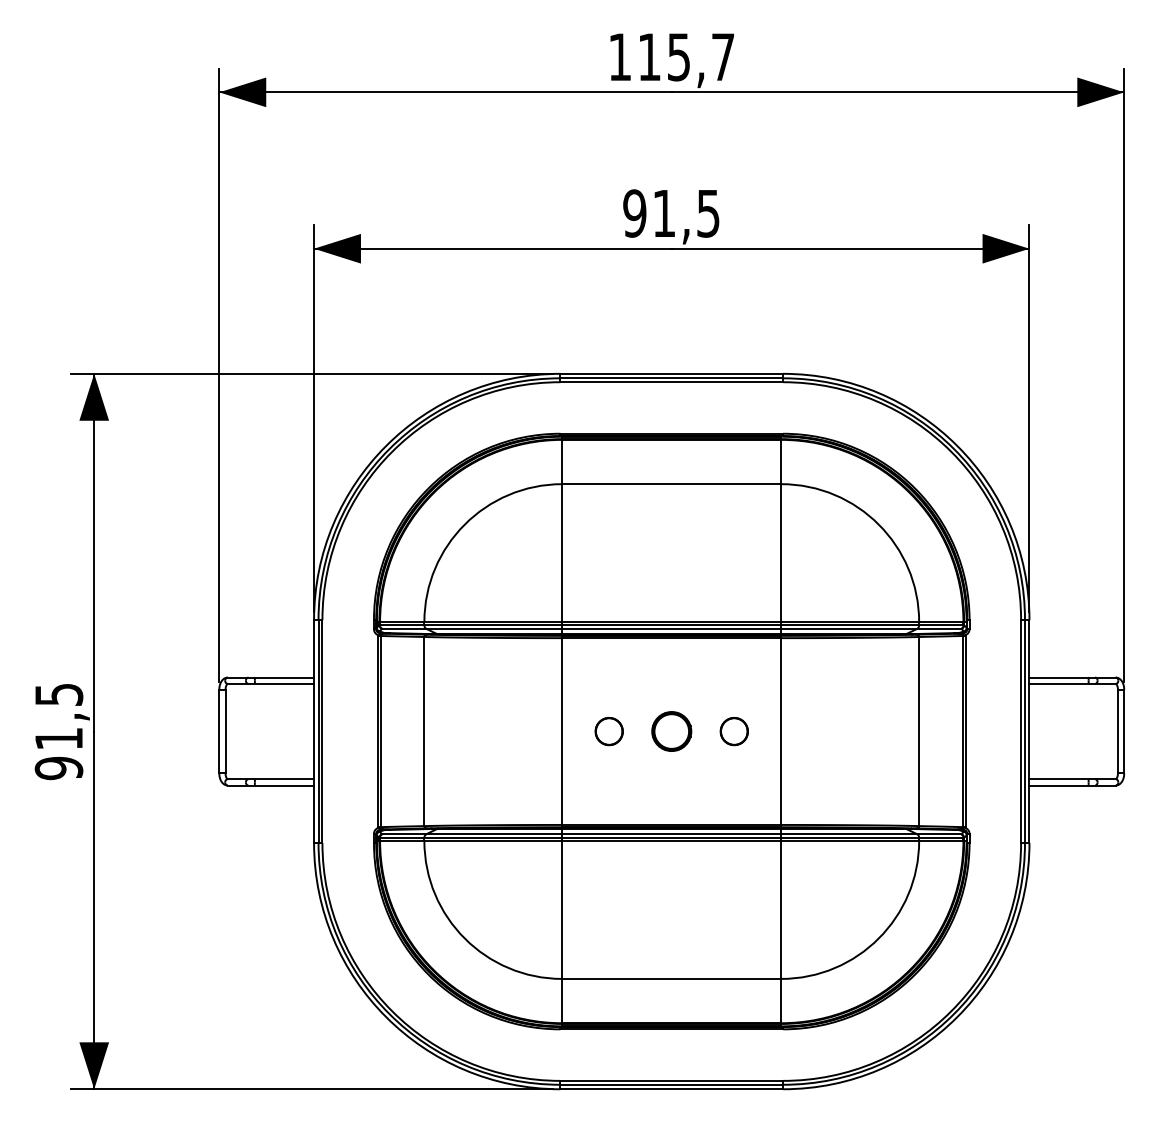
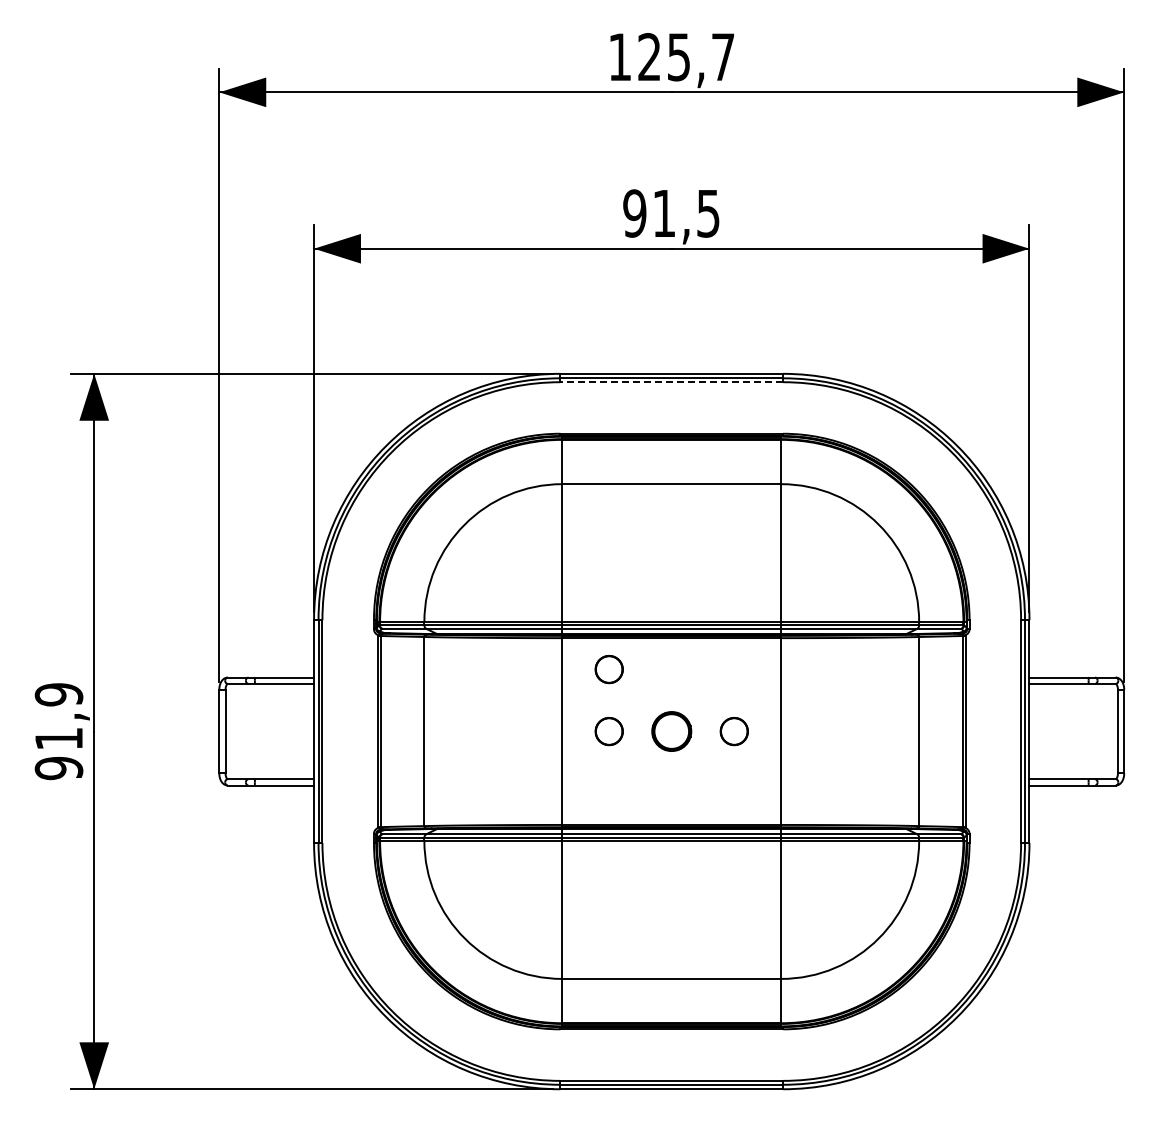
text: 115,7 -> 125,7 (649, 56)
line: solid -> dashed (671, 382)
circle: none -> present (608, 669)
text: 91,5 -> 91,9 (58, 694)
